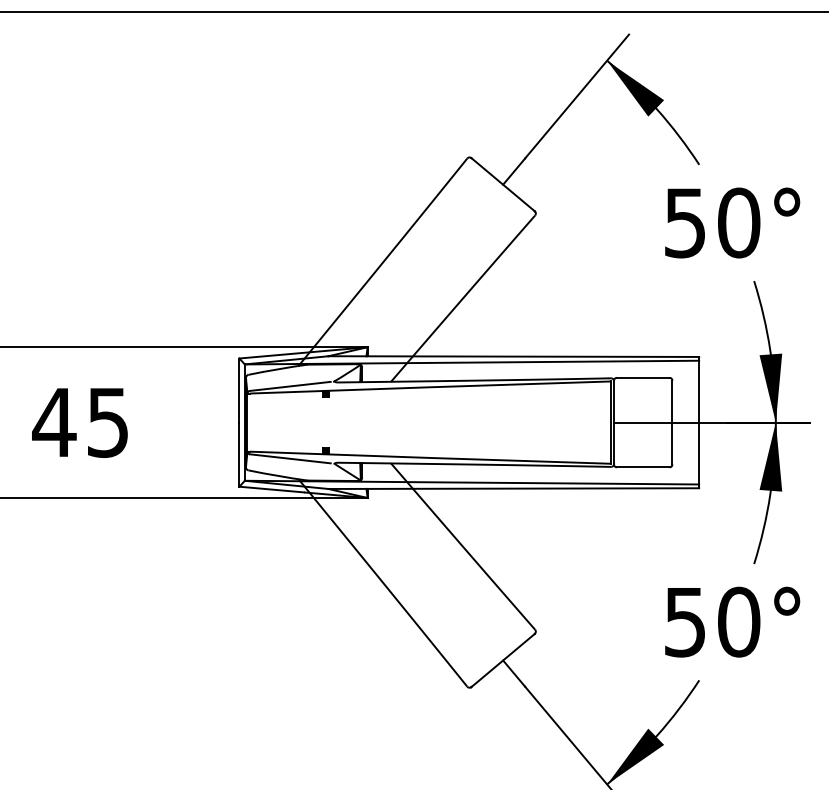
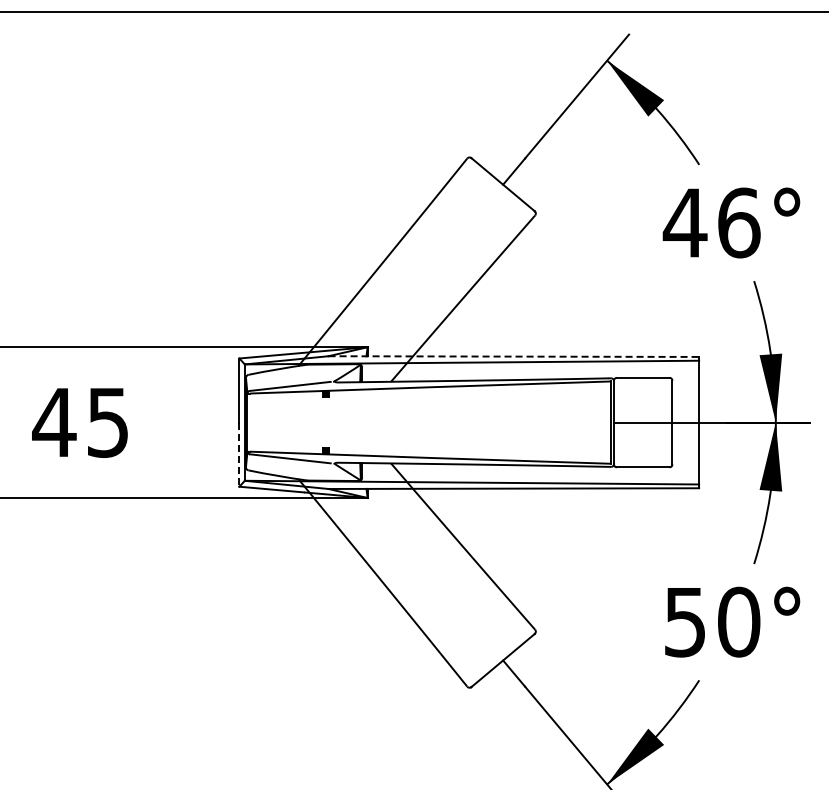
text: 50° -> 46° (711, 222)
line: solid -> dashed (514, 356)
line: solid -> dashed (239, 455)
